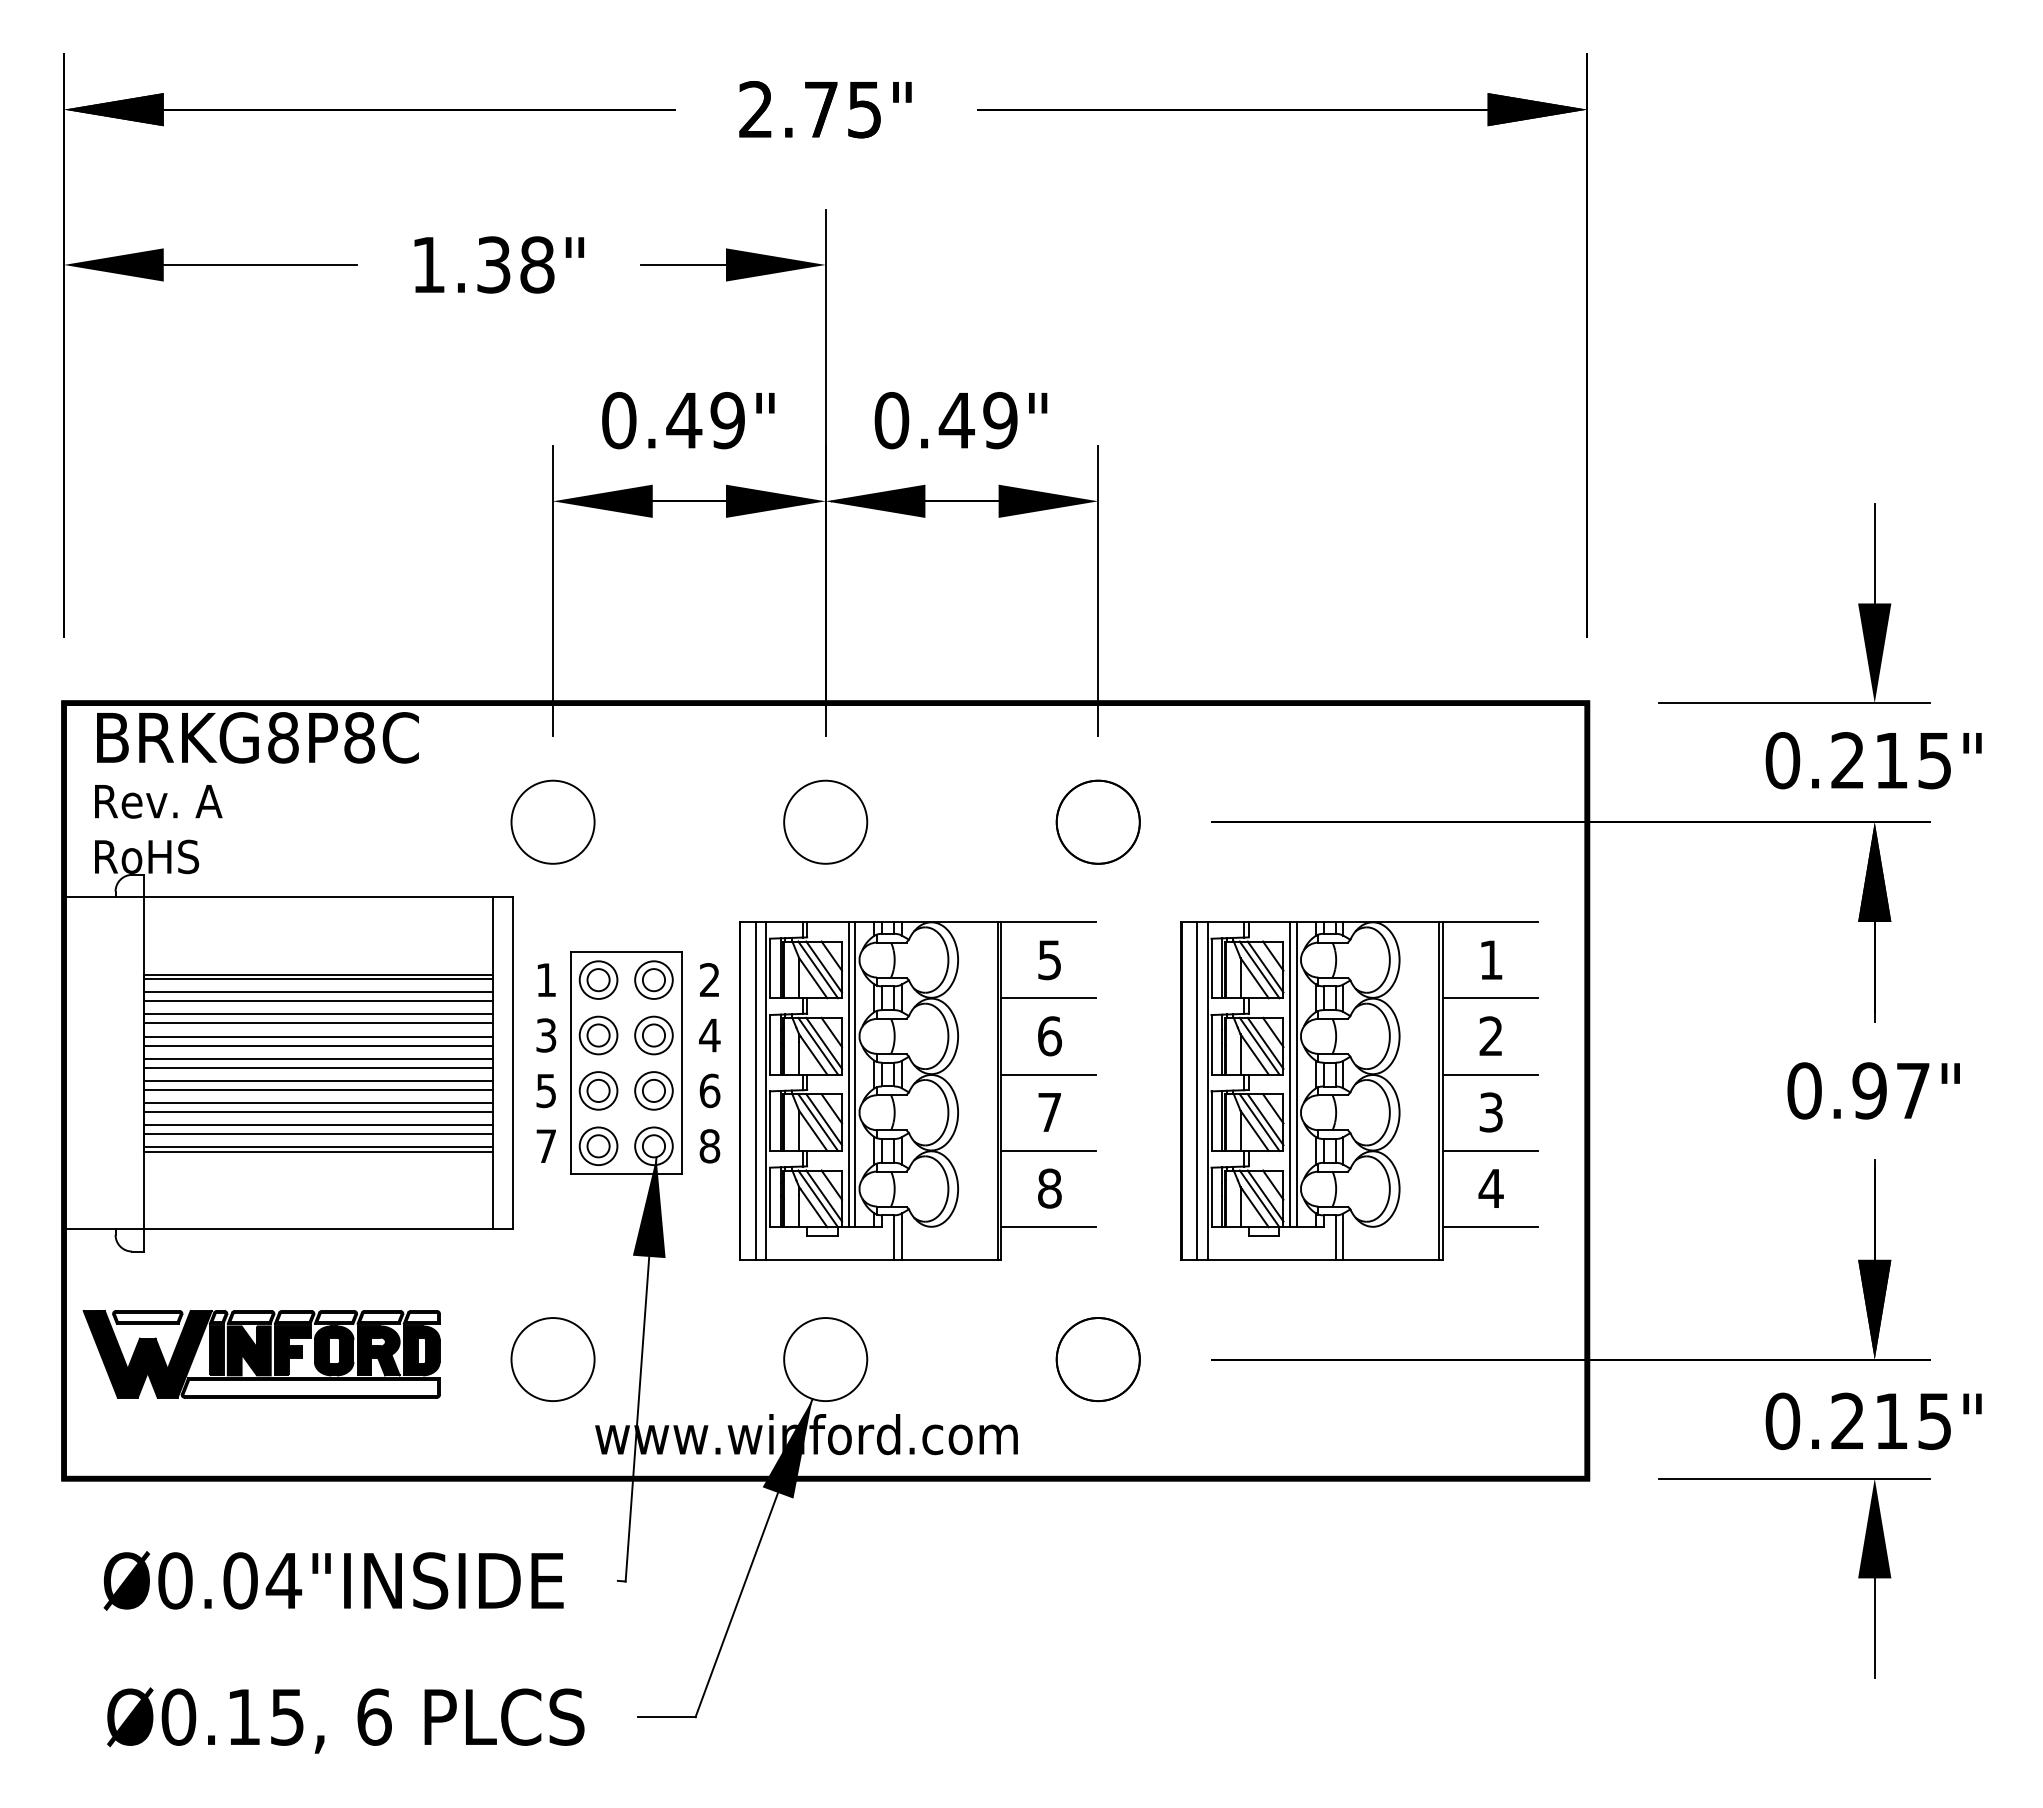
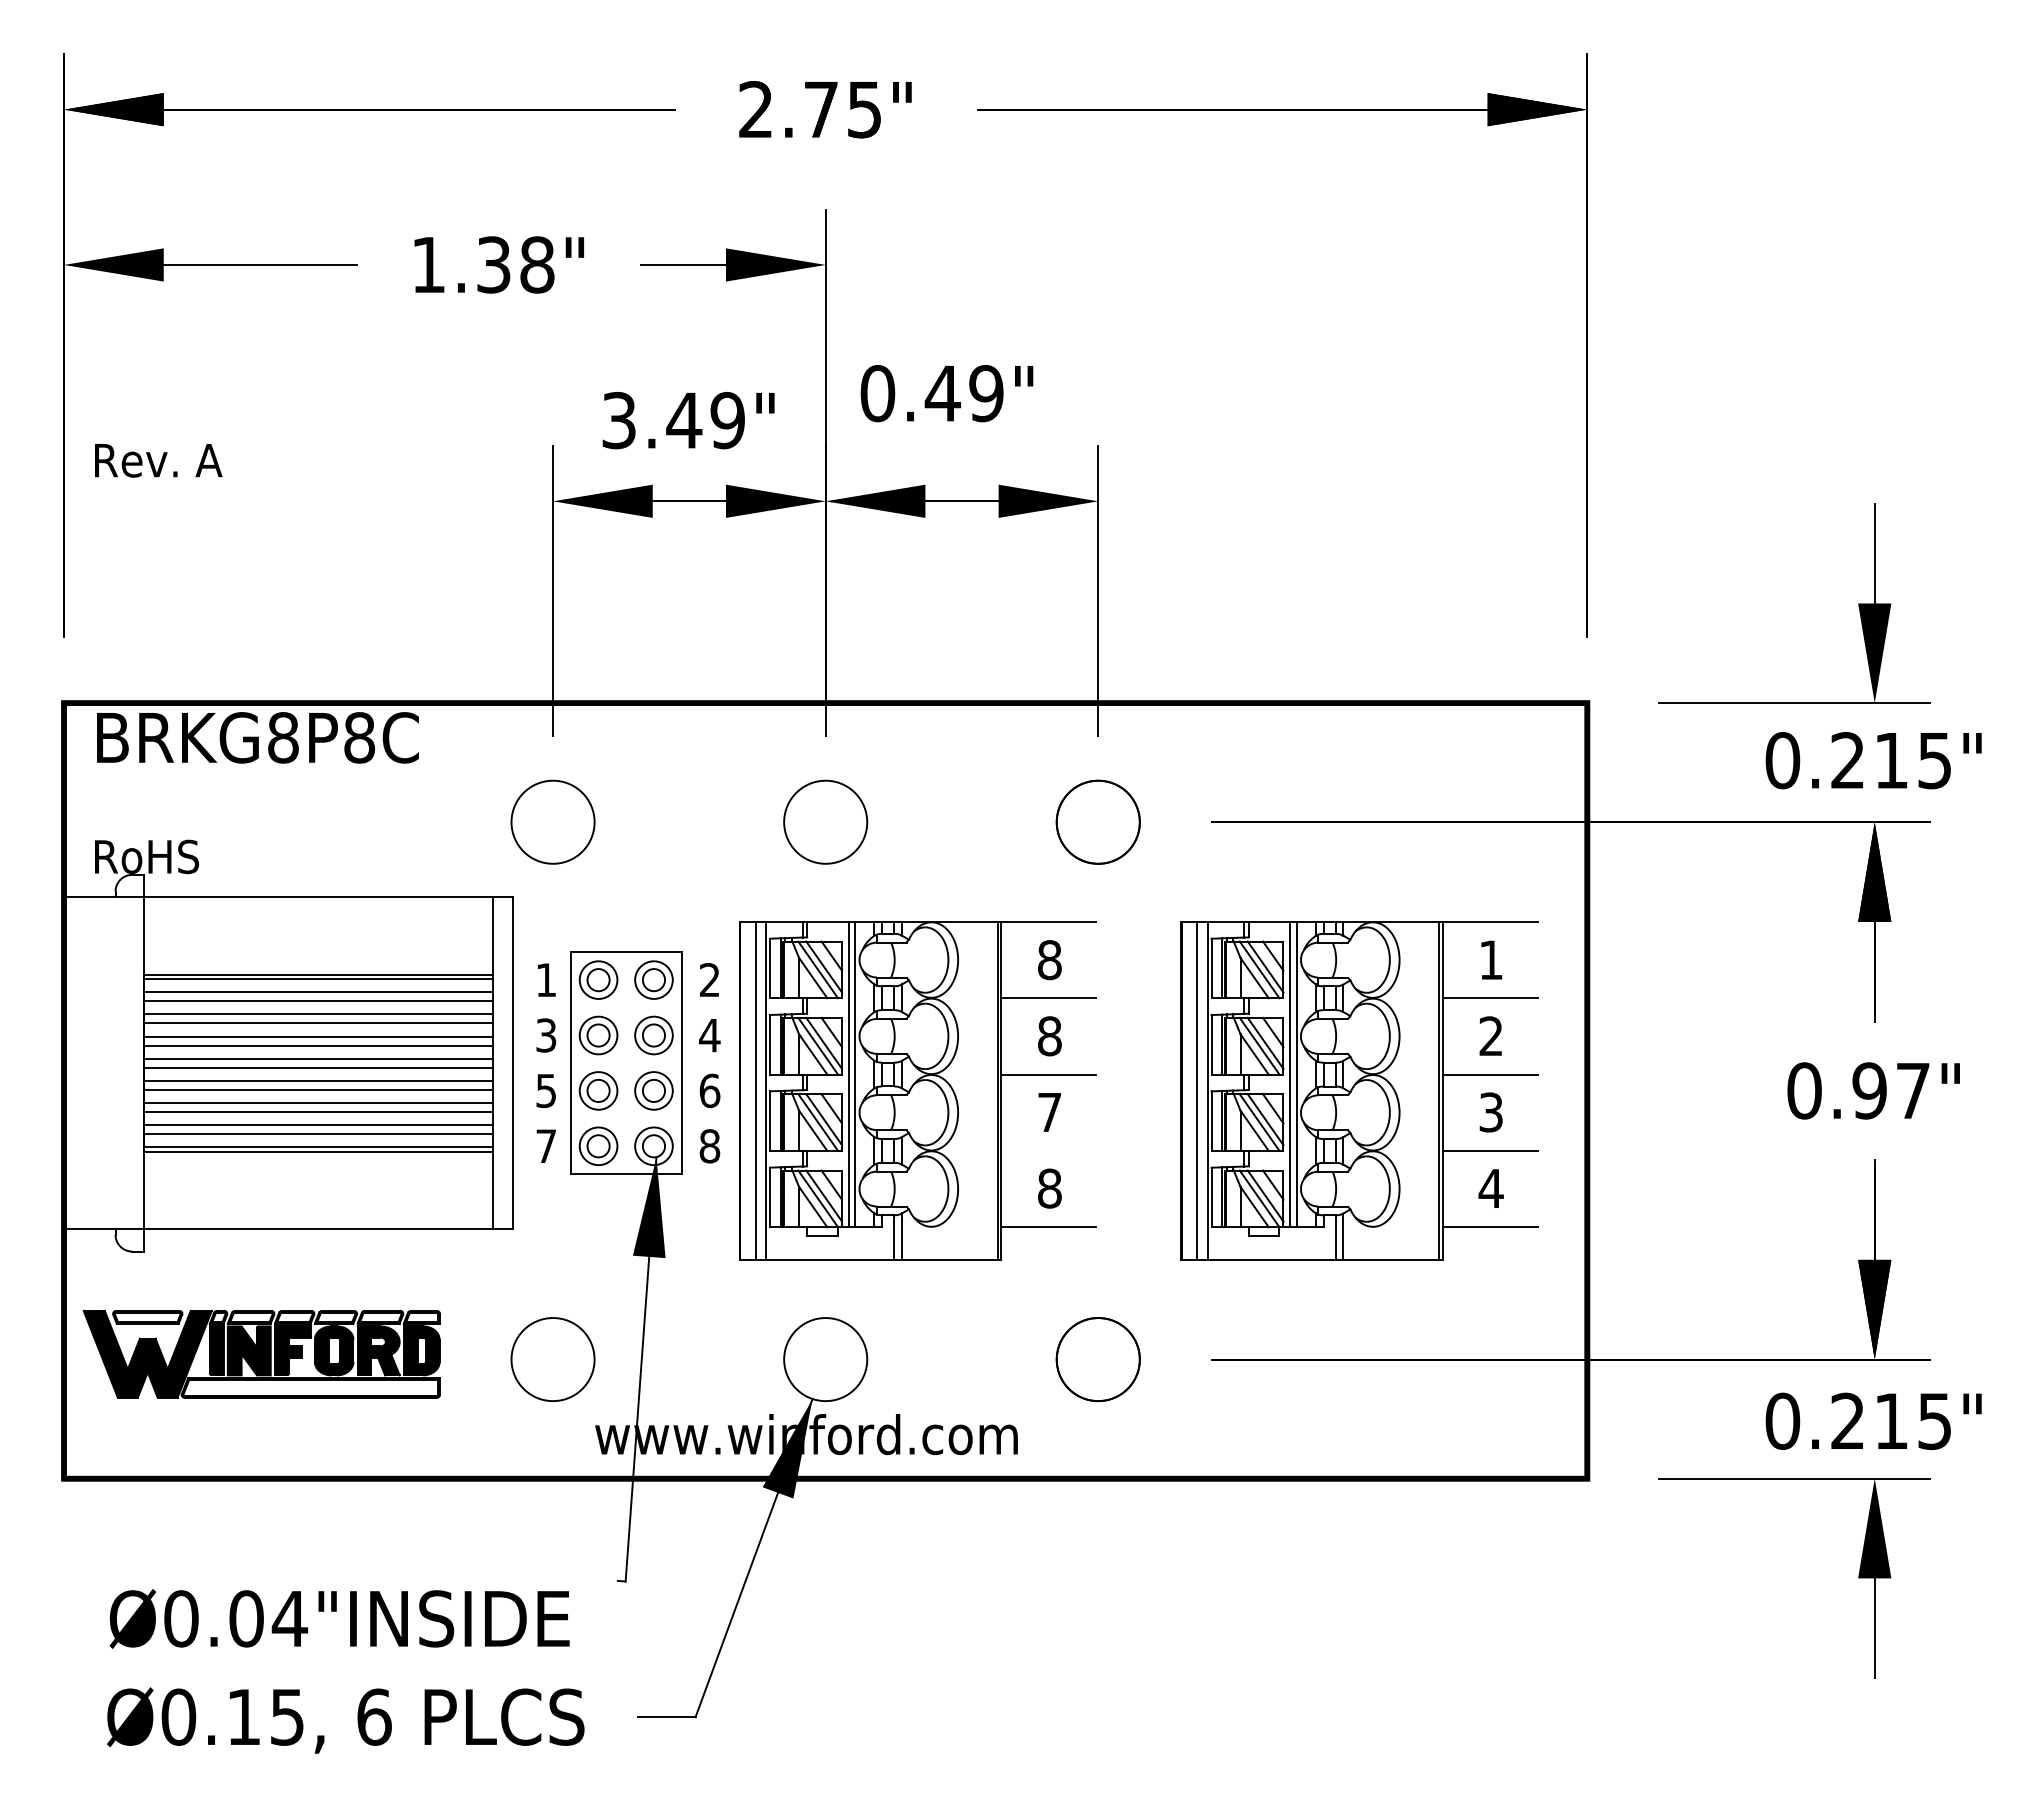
text: 0.49" -> 3.49" (619, 420)
text position: (960, 420) -> (946, 393) (946, 393)
text position: (158, 801) -> (158, 460) (158, 460)
text: 5 -> 8 (1049, 960)
text: 6 -> 8 (1050, 1036)
line: present -> none (1048, 1150)
text position: (333, 1580) -> (339, 1618) (339, 1618)
